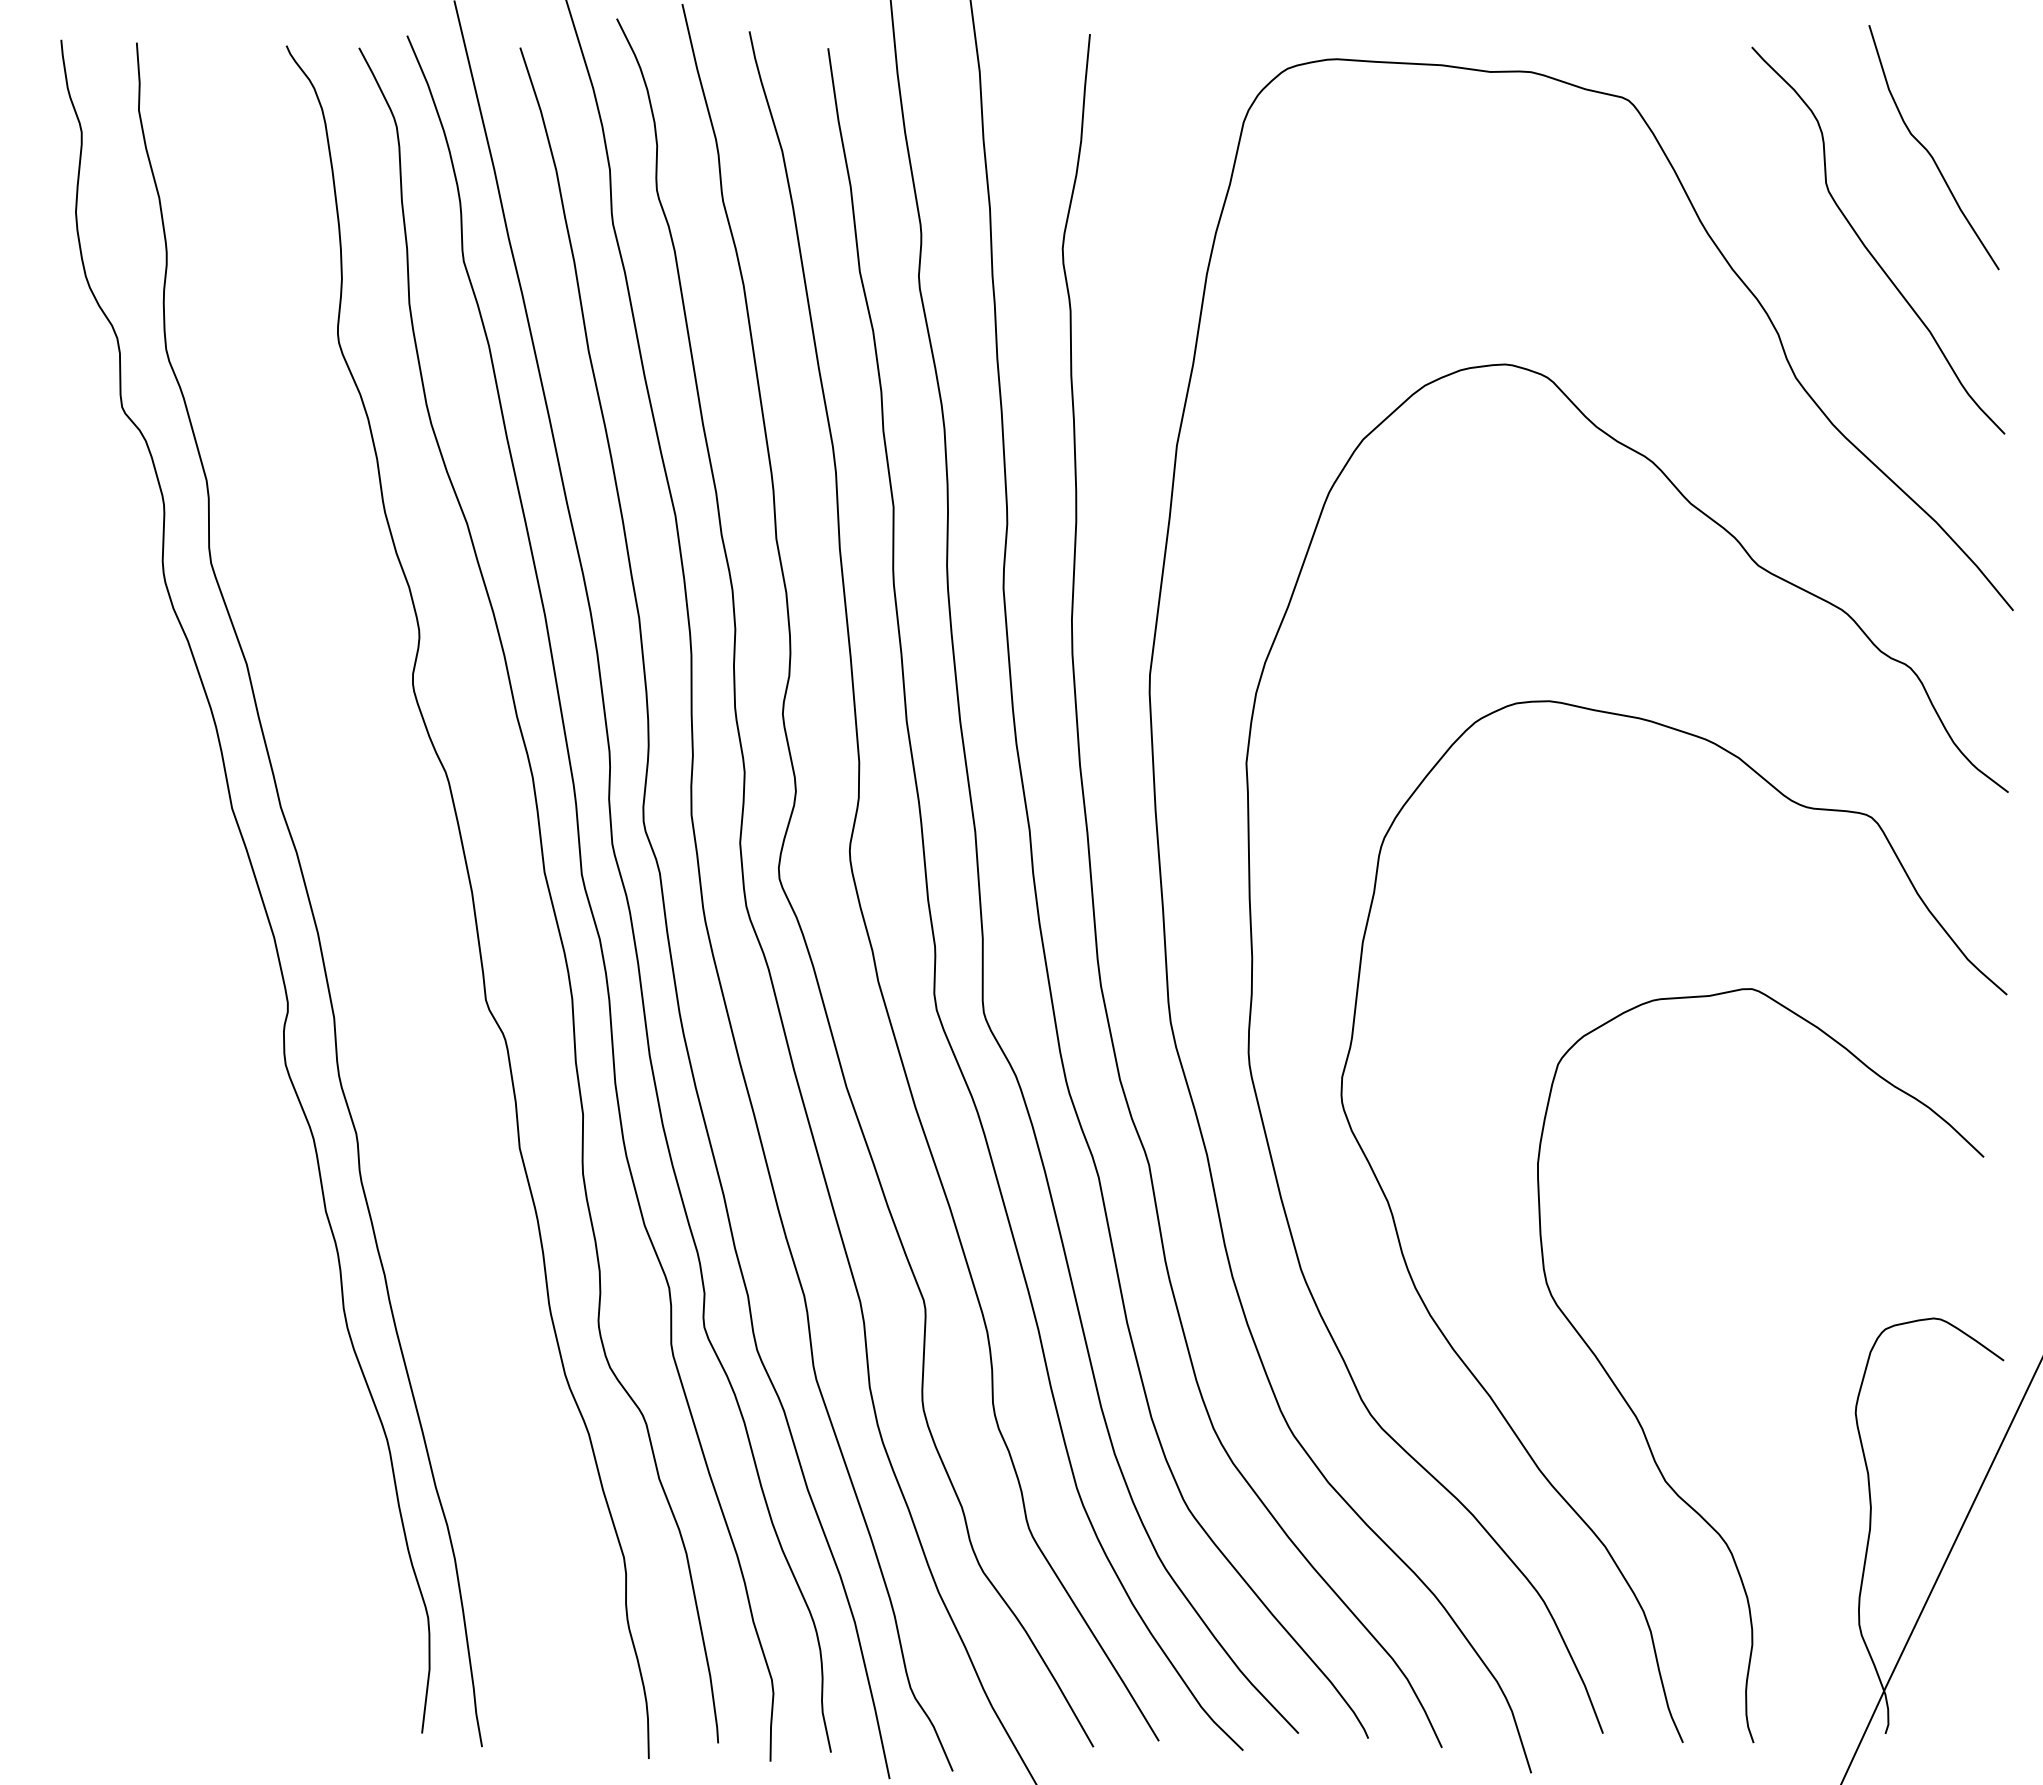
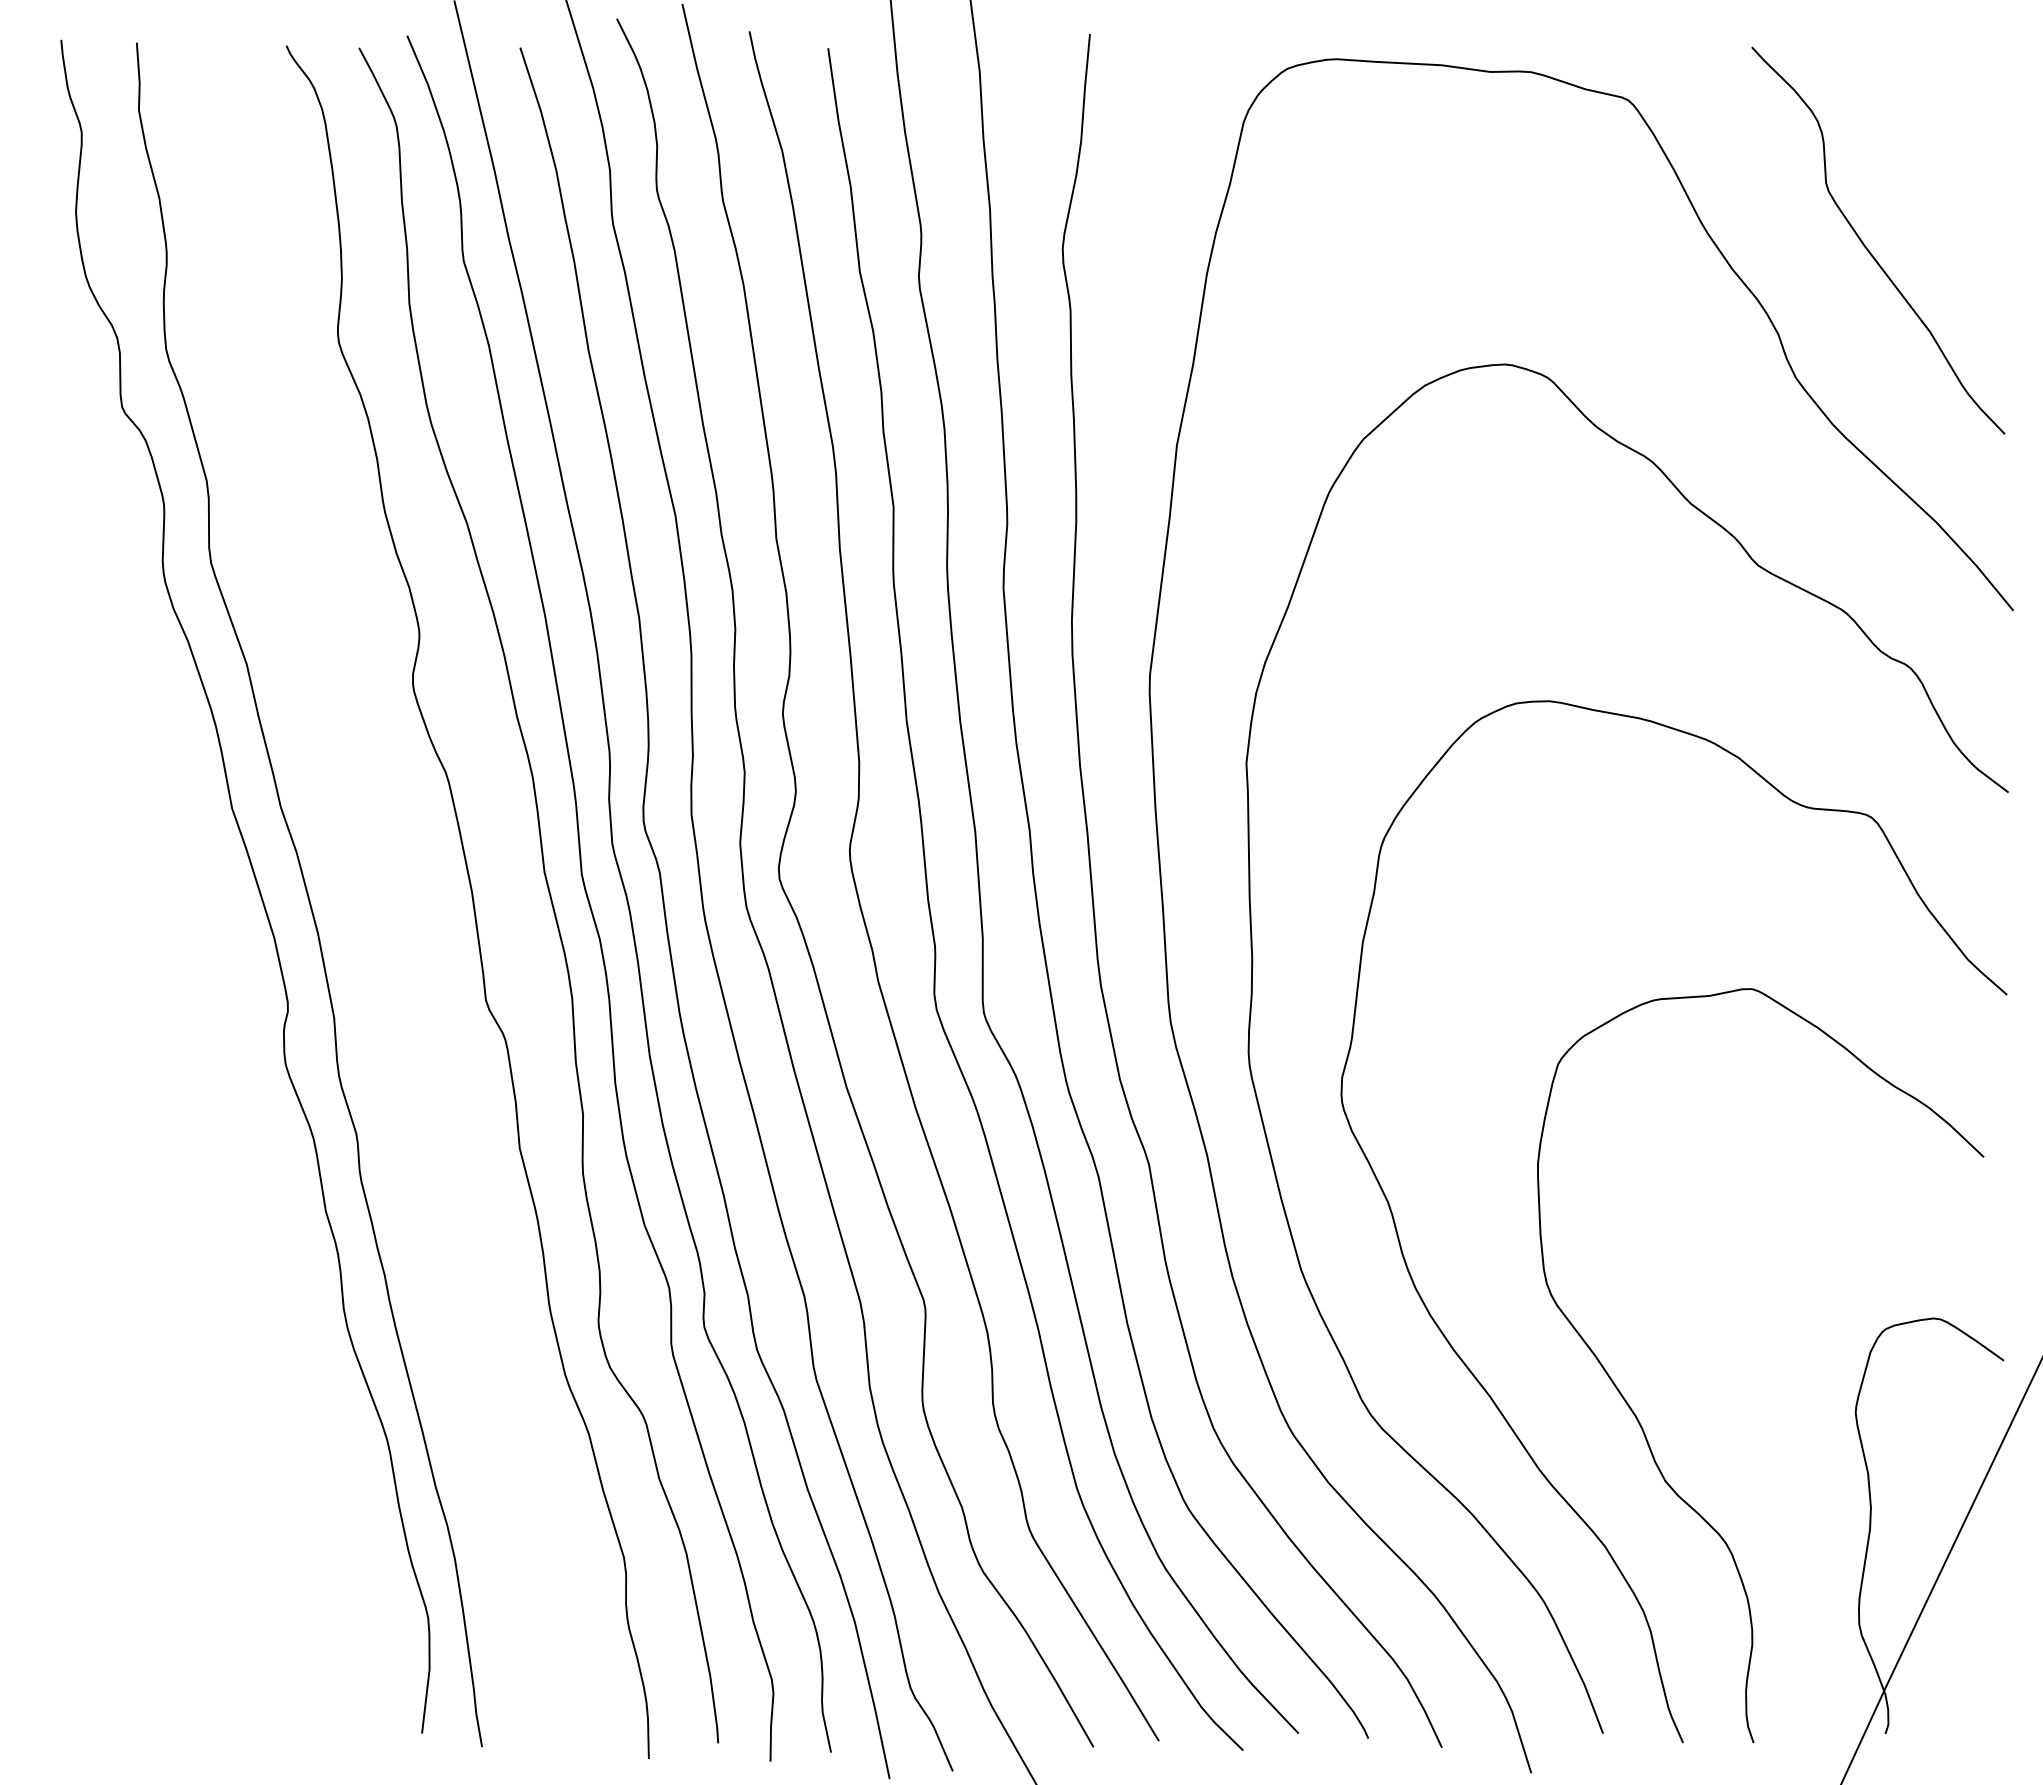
curve: present -> none (1929, 151)
